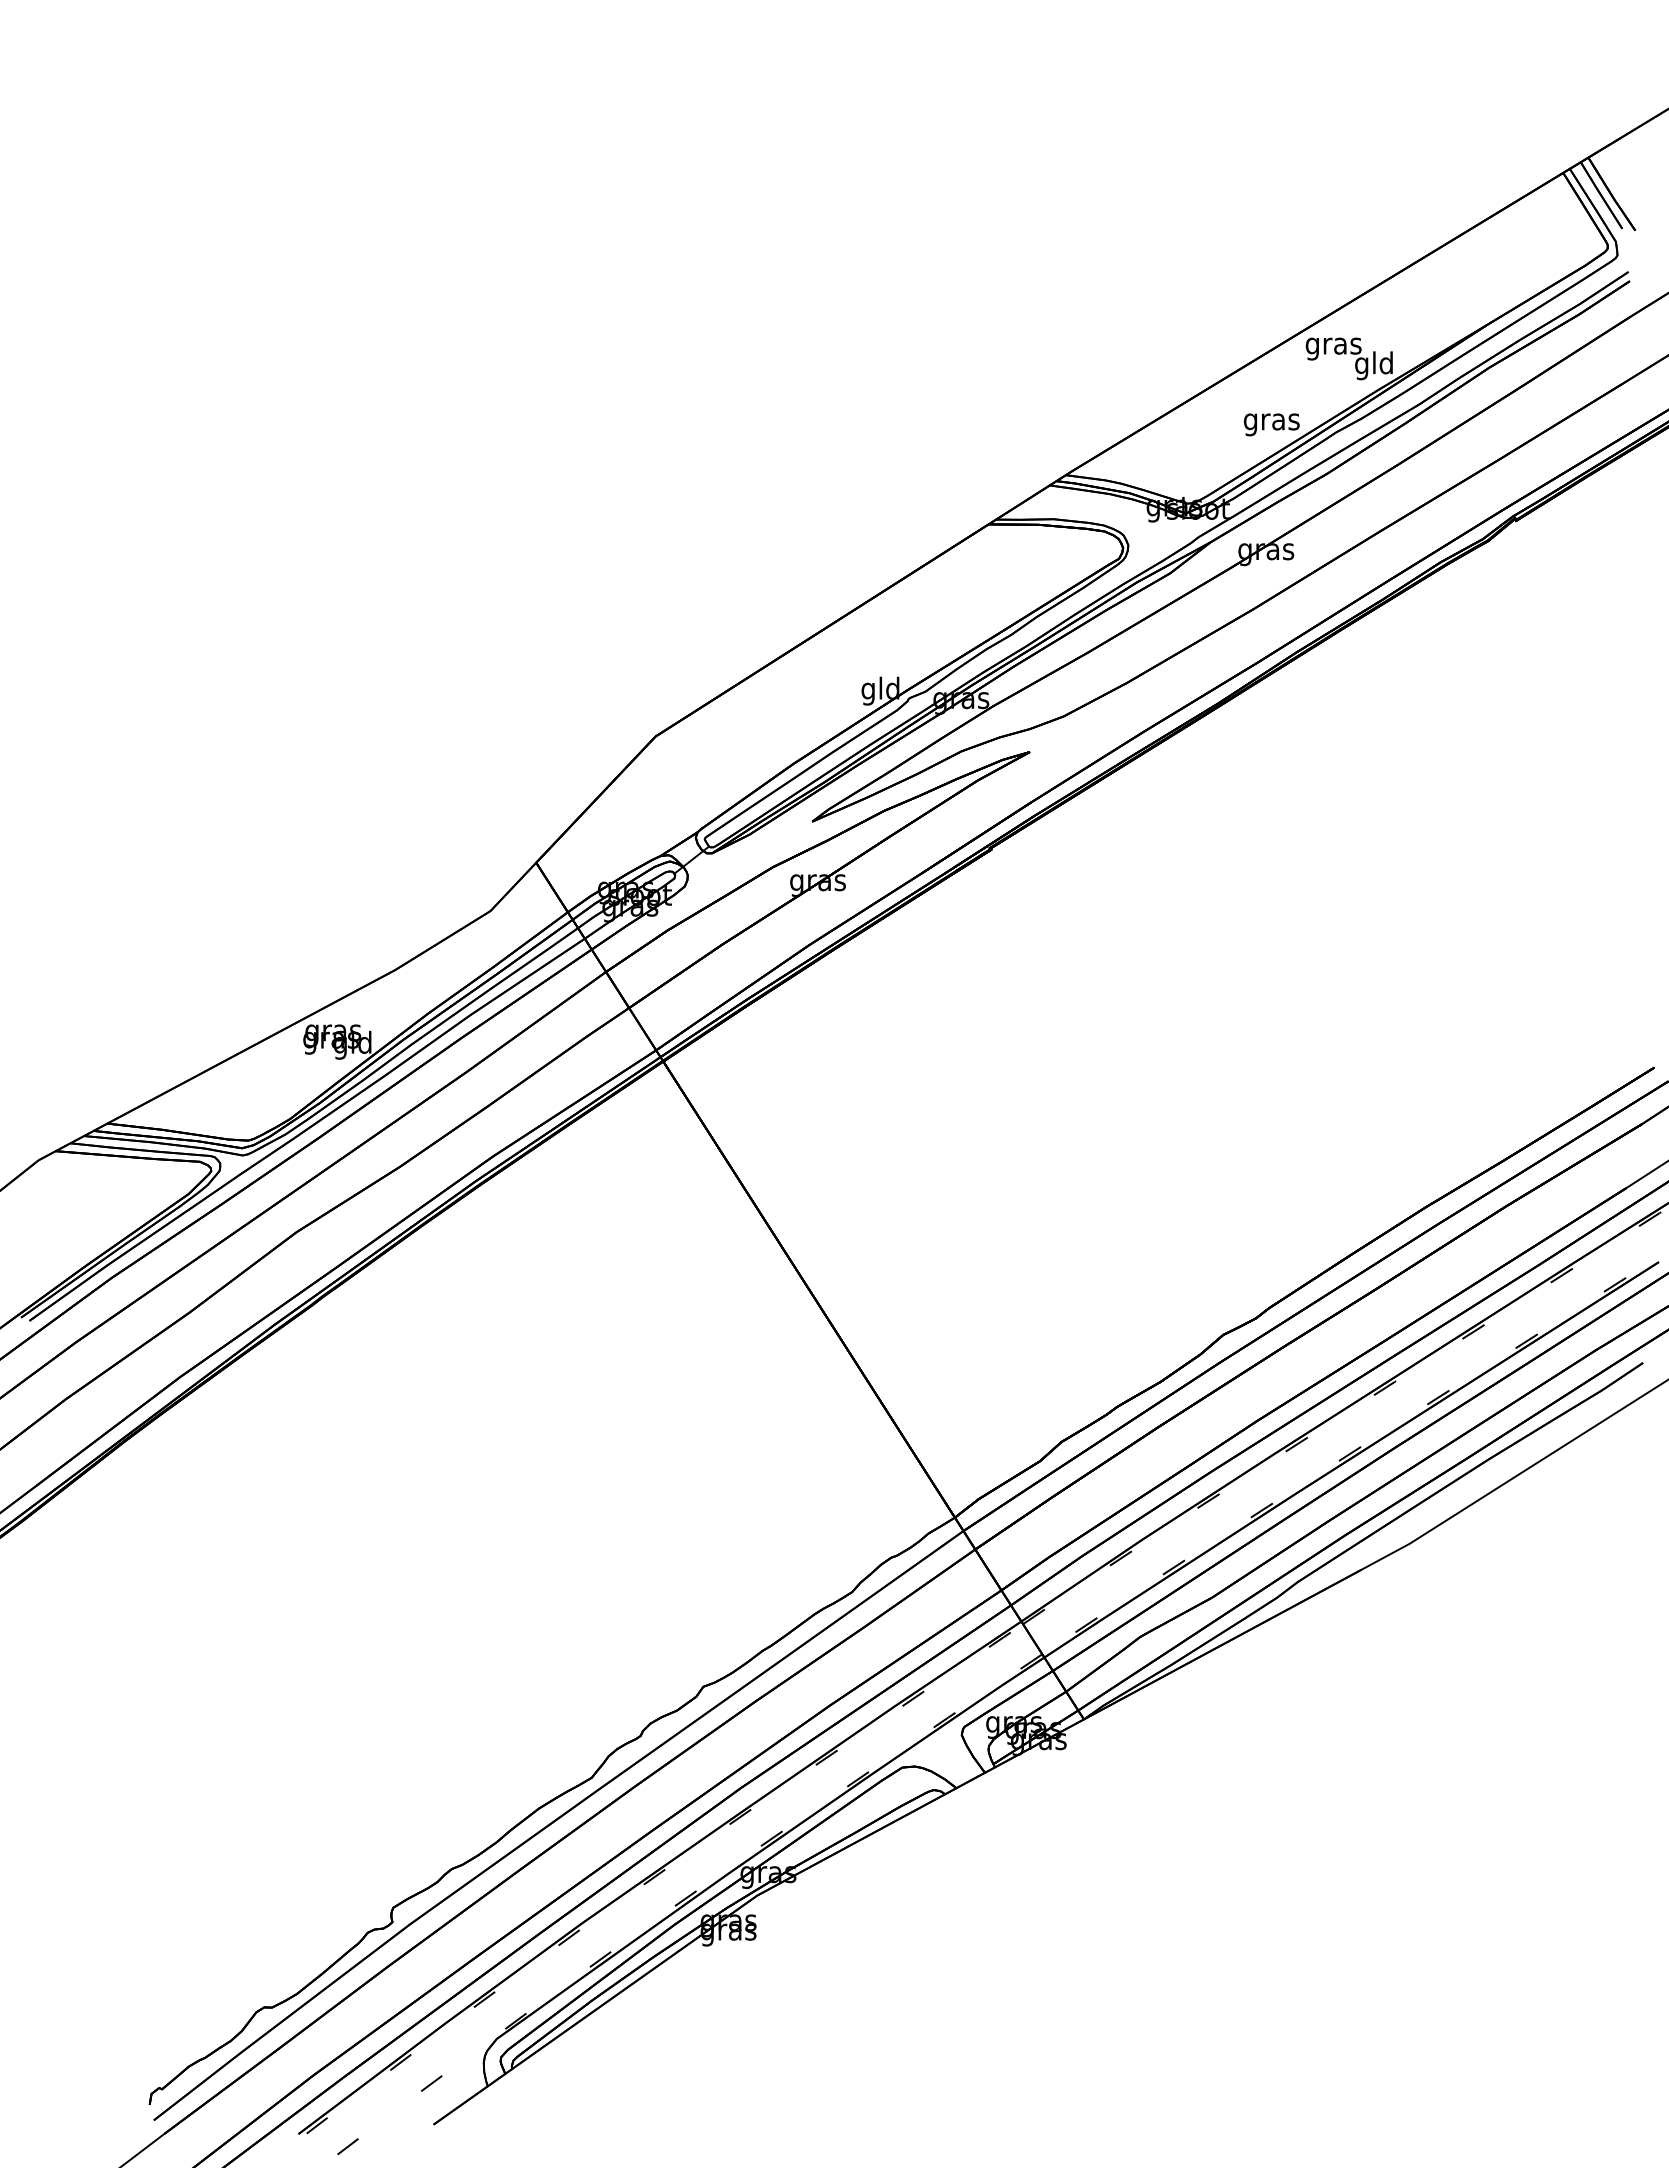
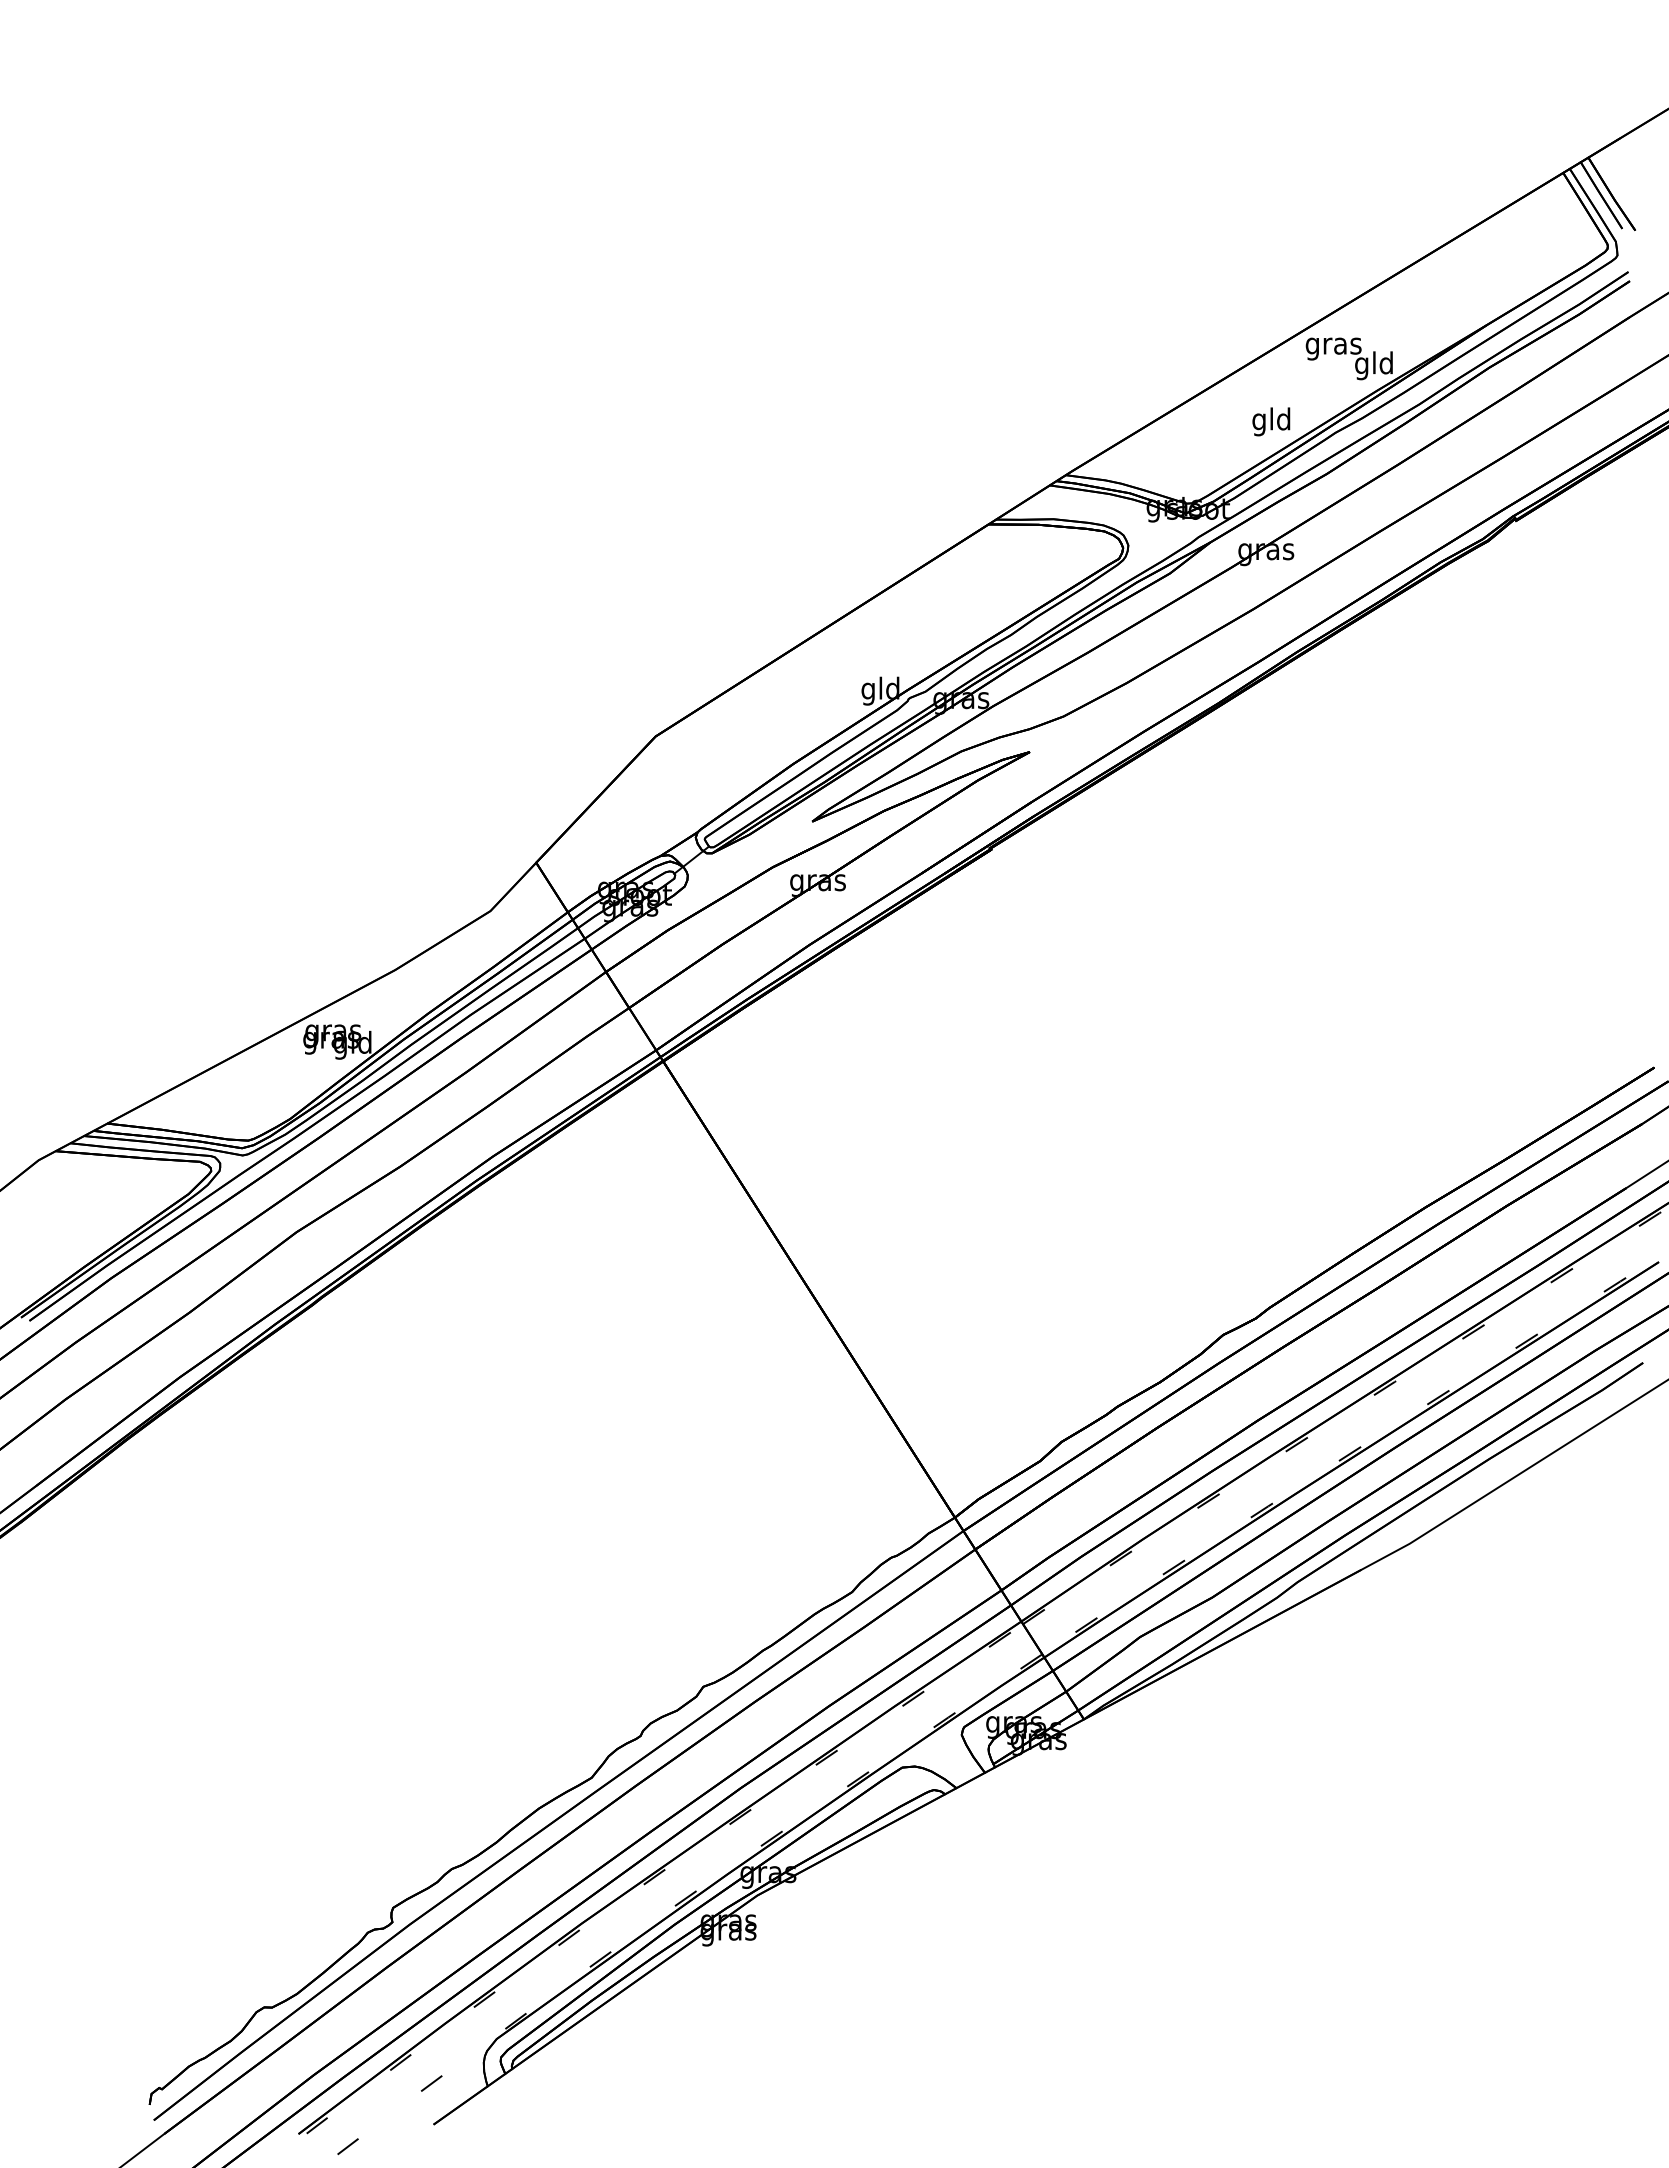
text: gras -> gld (1271, 421)
